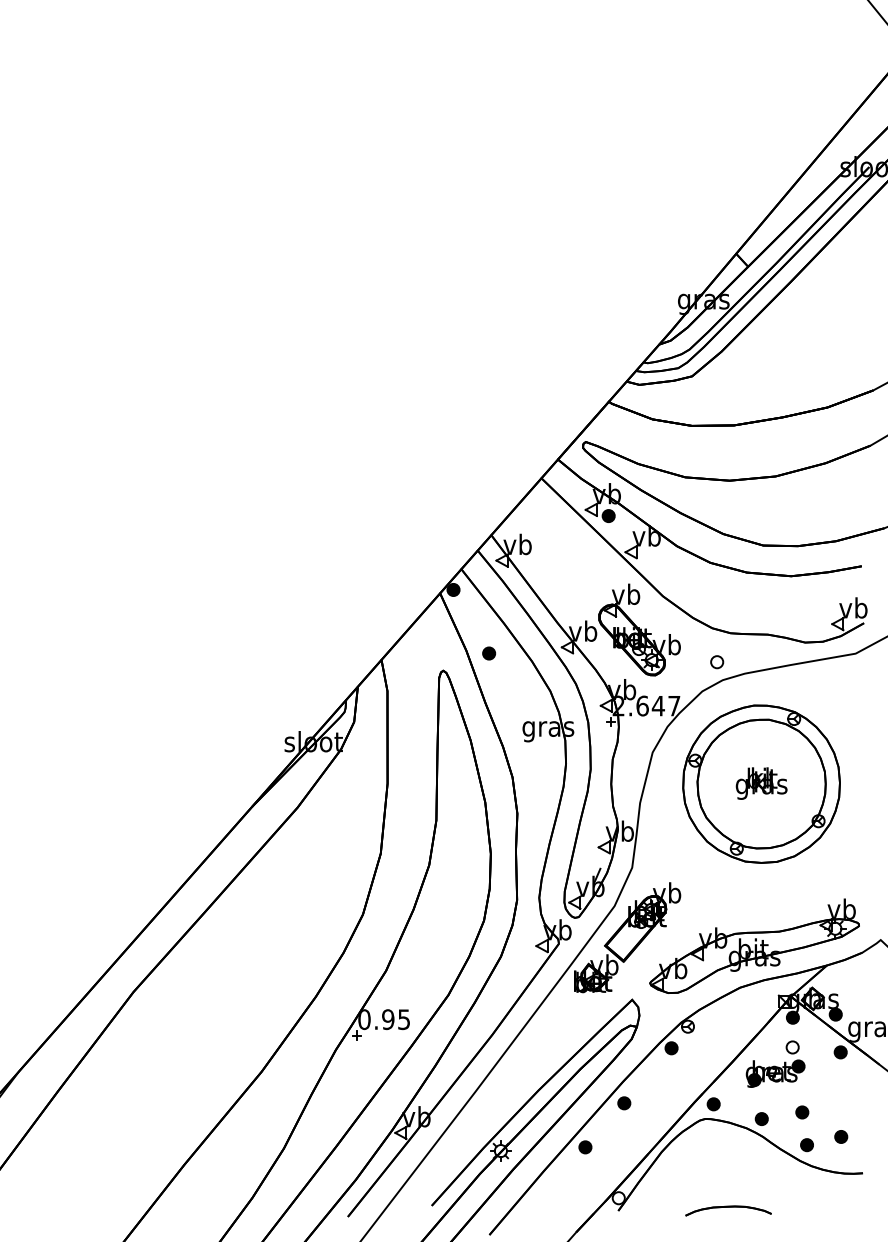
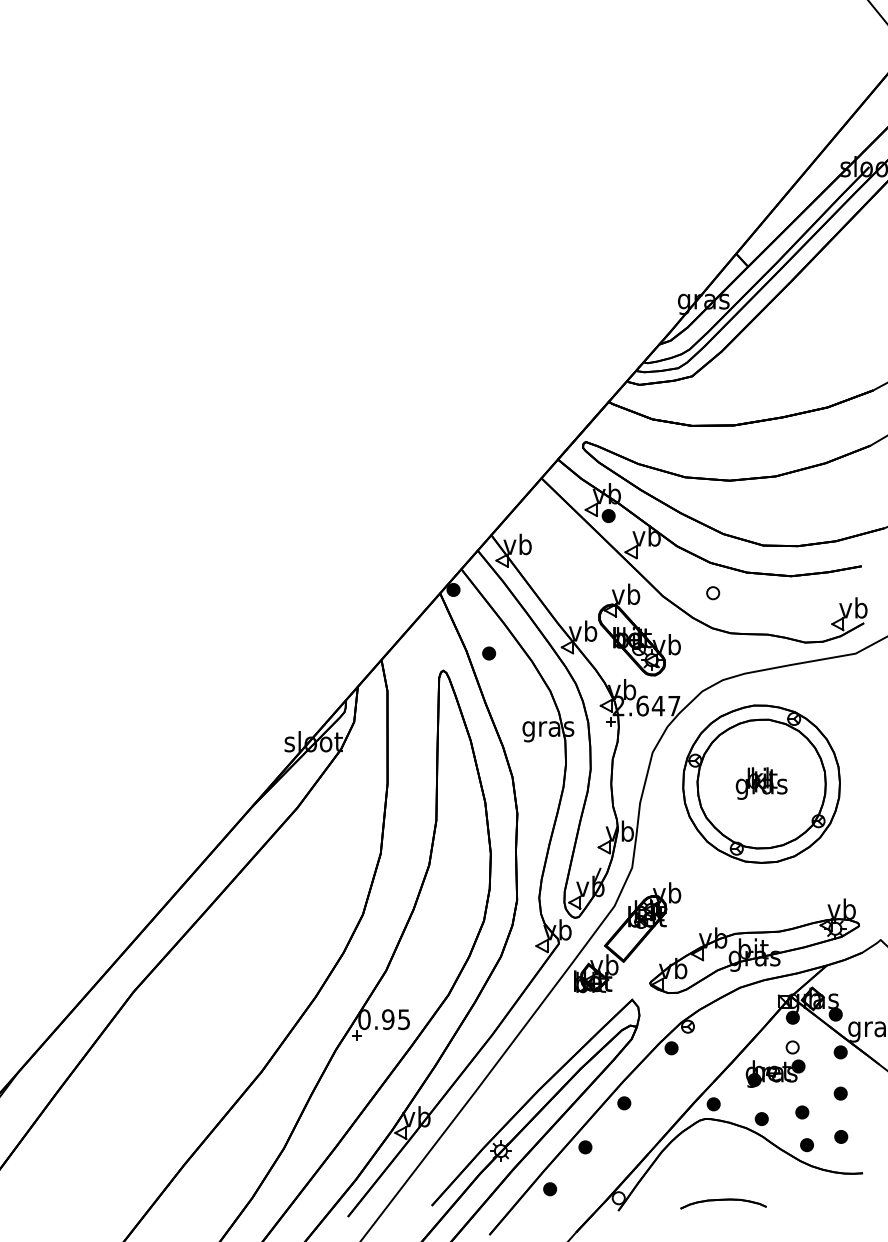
part position: (717, 662) -> (713, 593) (713, 593)
part: none -> present (840, 1093)
part: none -> present (550, 1189)
part position: (728, 1210) -> (723, 1203) (723, 1203)
